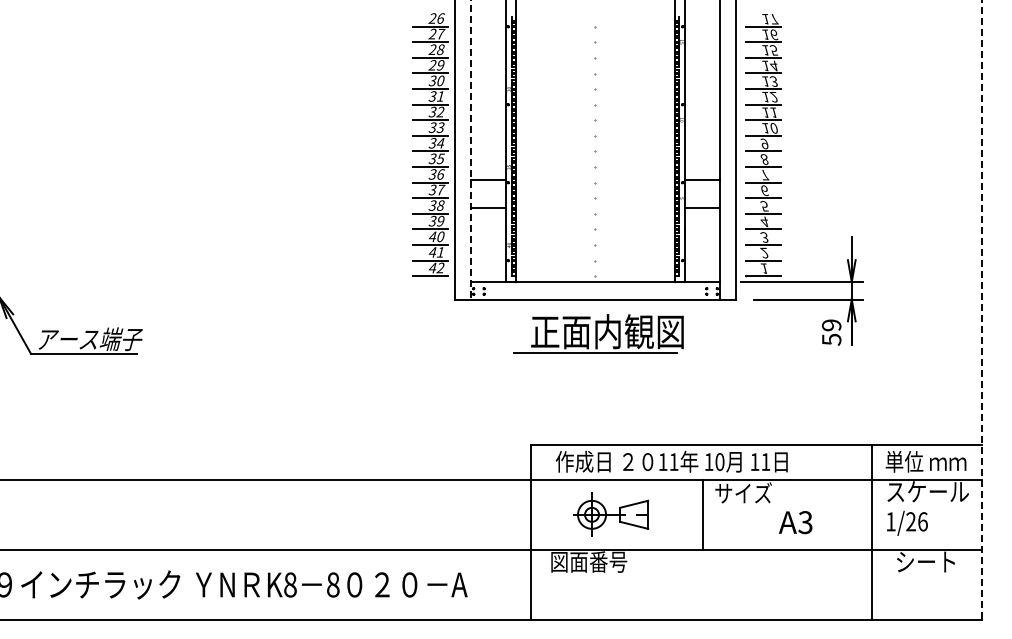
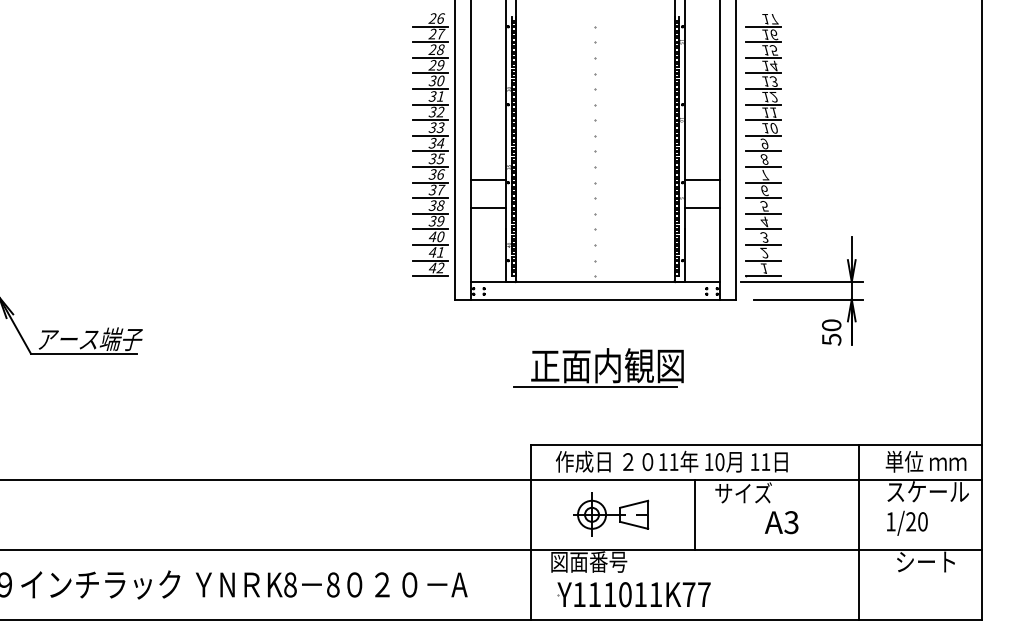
line: dashed -> solid (470, 150)
line: dashed -> solid (981, 310)
text: 59 -> 50 (831, 325)
part position: (598, 333) -> (598, 367) (598, 367)
line position: (702, 514) -> (694, 514) (694, 514)
text: 1/26 -> 1/20 (922, 521)
text position: (795, 522) -> (781, 522) (781, 522)
line position: (871, 532) -> (858, 532) (858, 532)
part: none -> present (633, 594)
